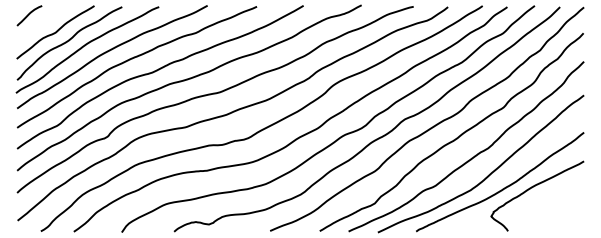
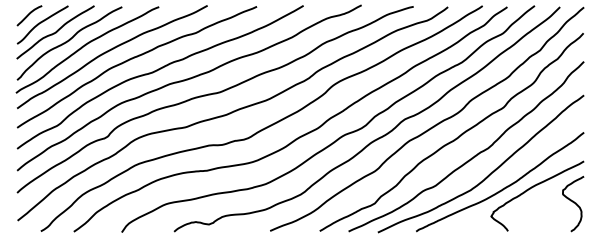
curve: none -> present (41, 23)
curve: none -> present (573, 203)
